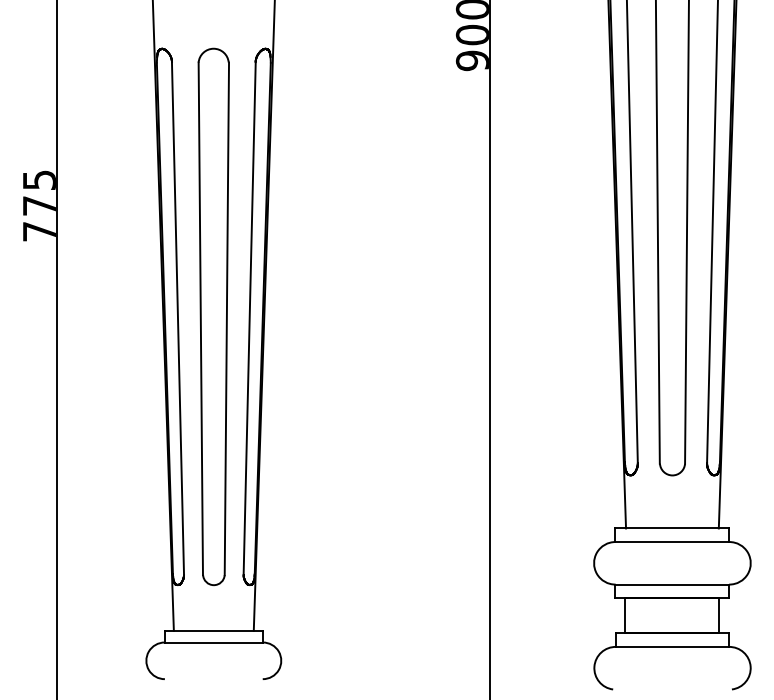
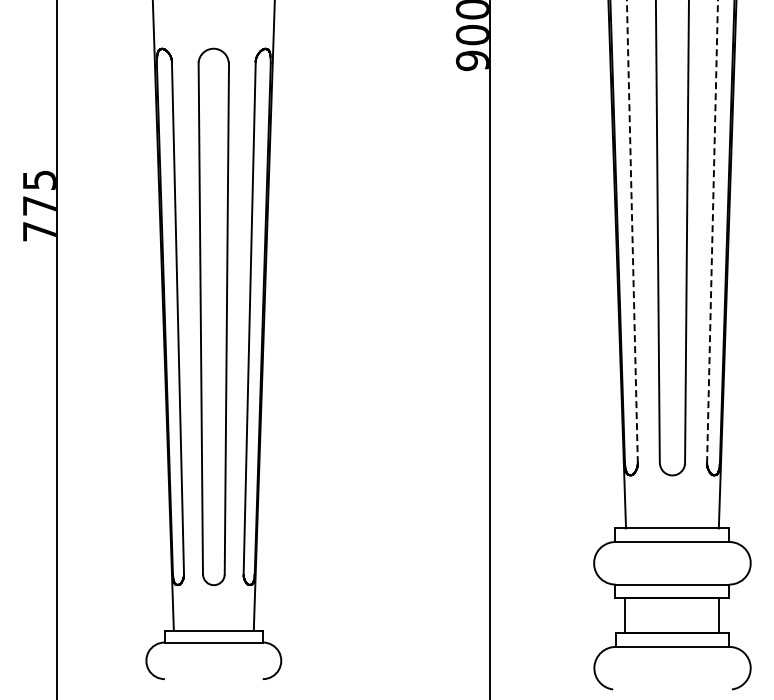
line: solid -> dashed (632, 231)
line: solid -> dashed (712, 231)
